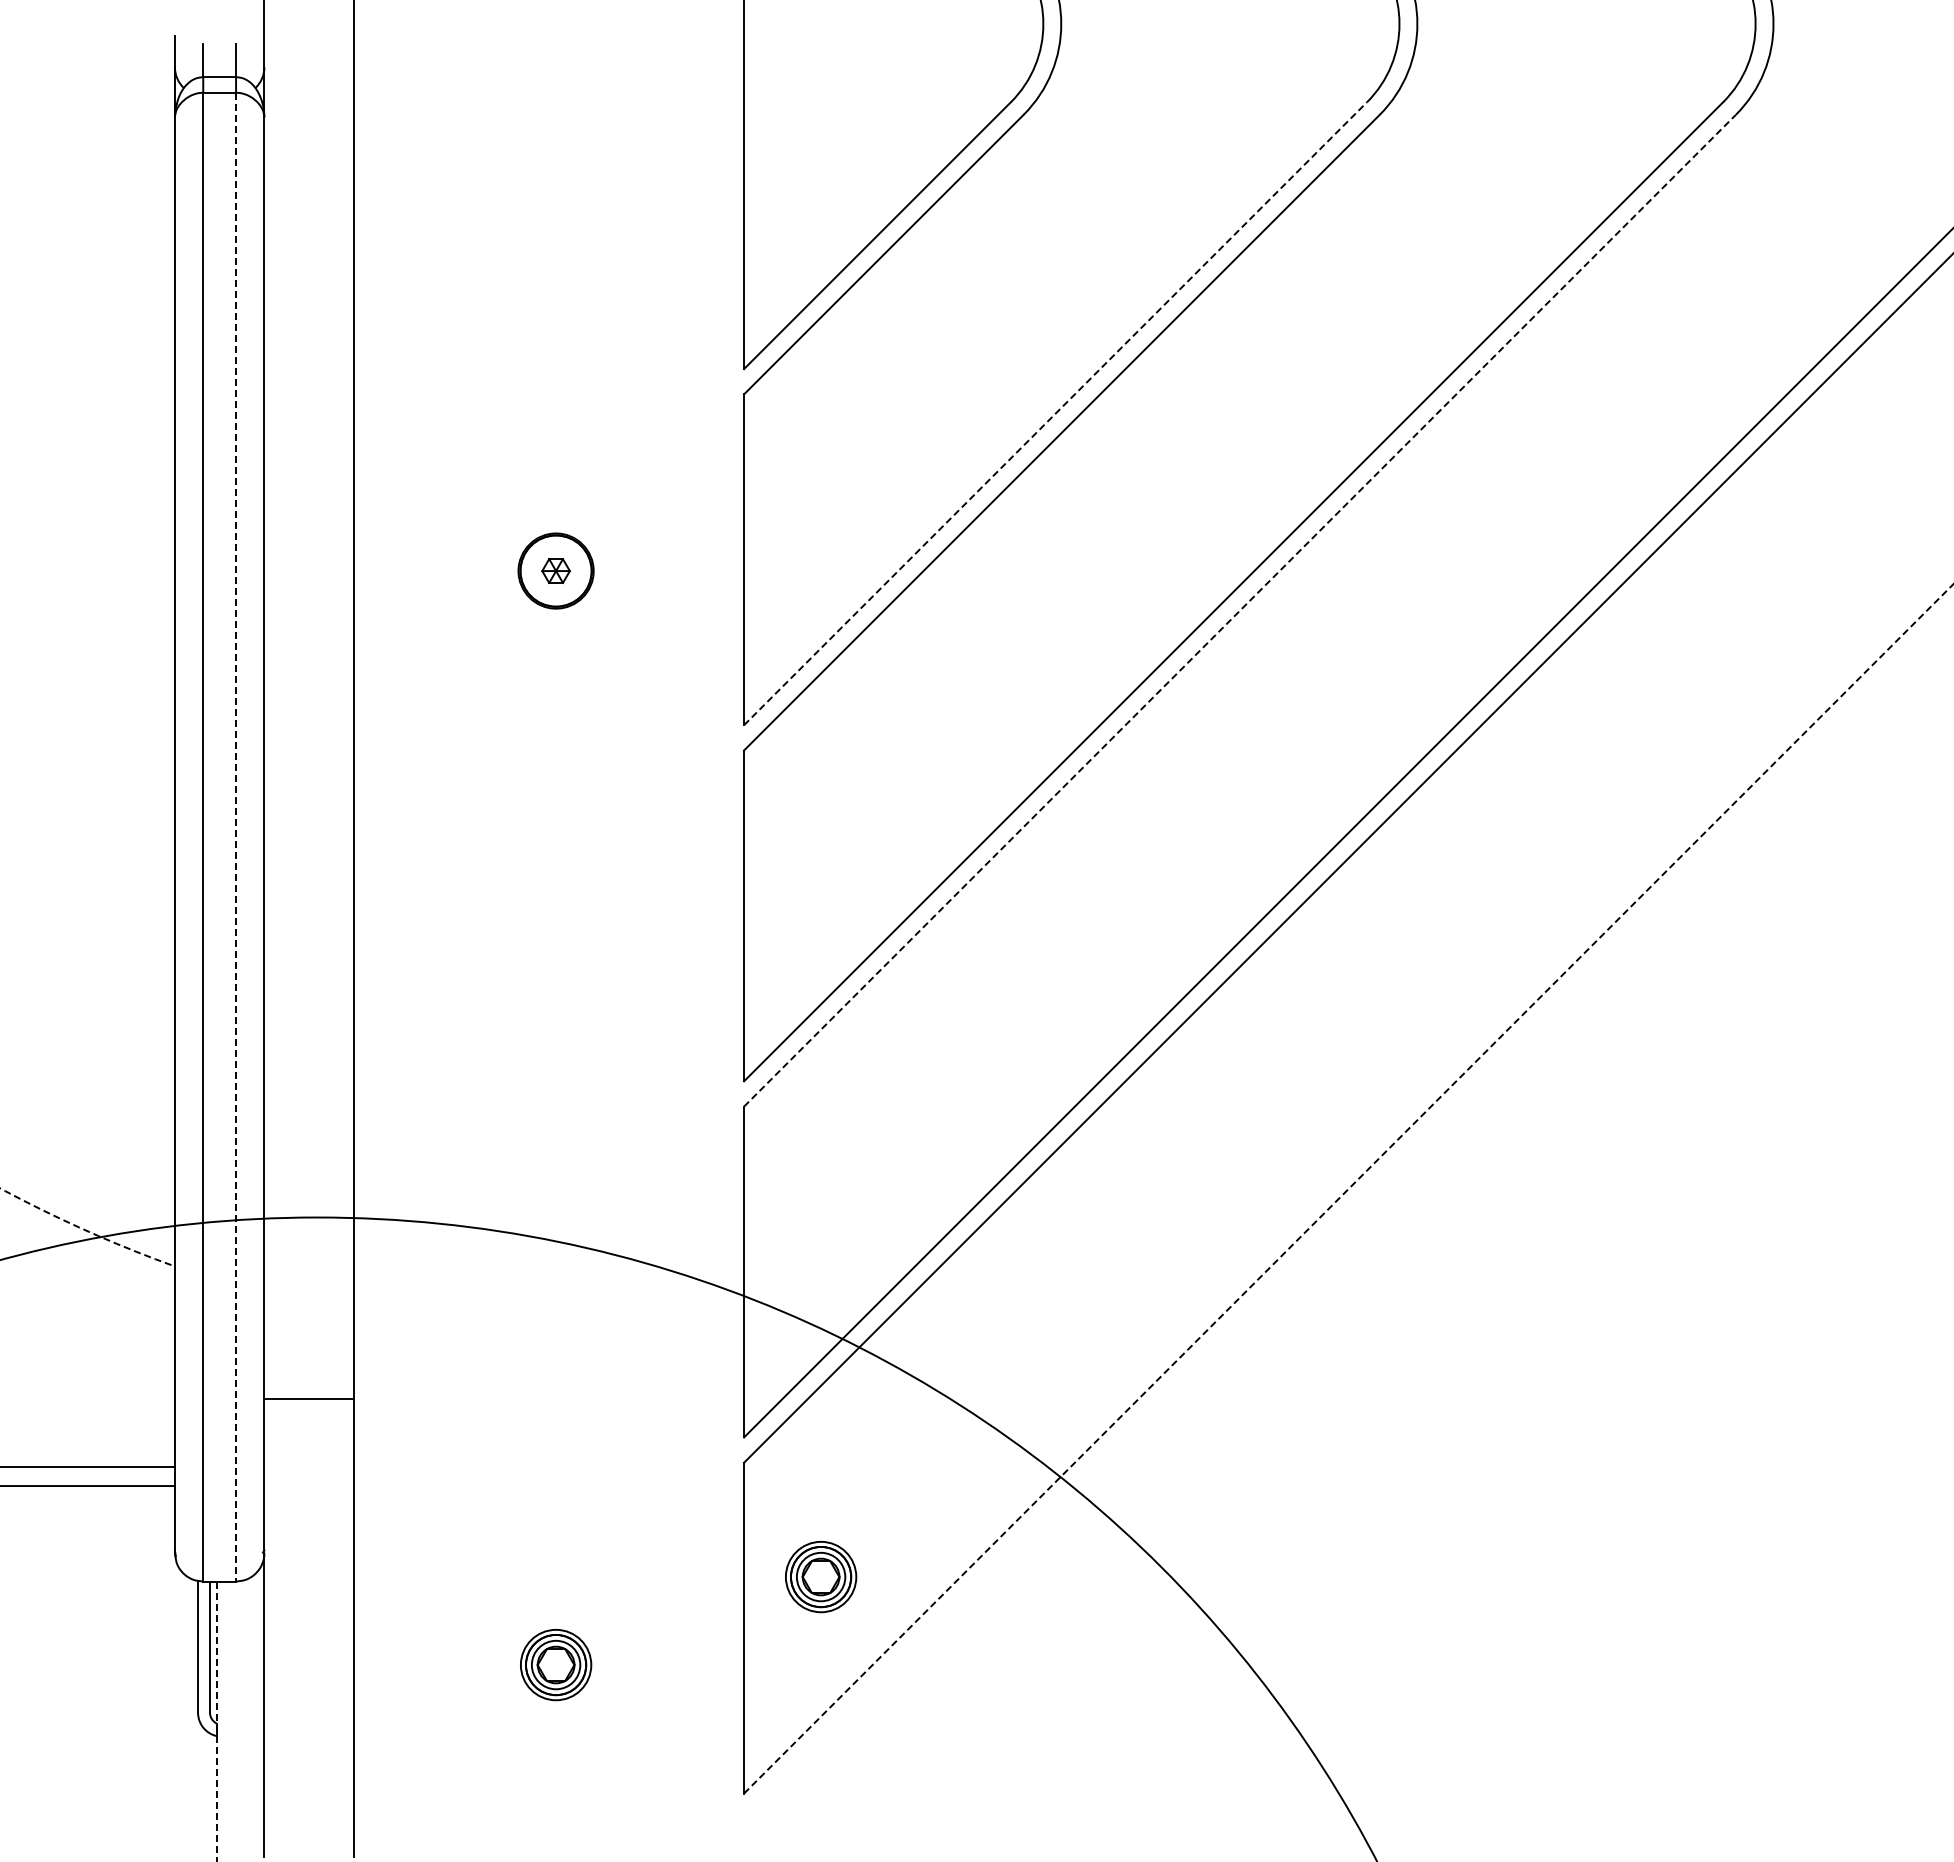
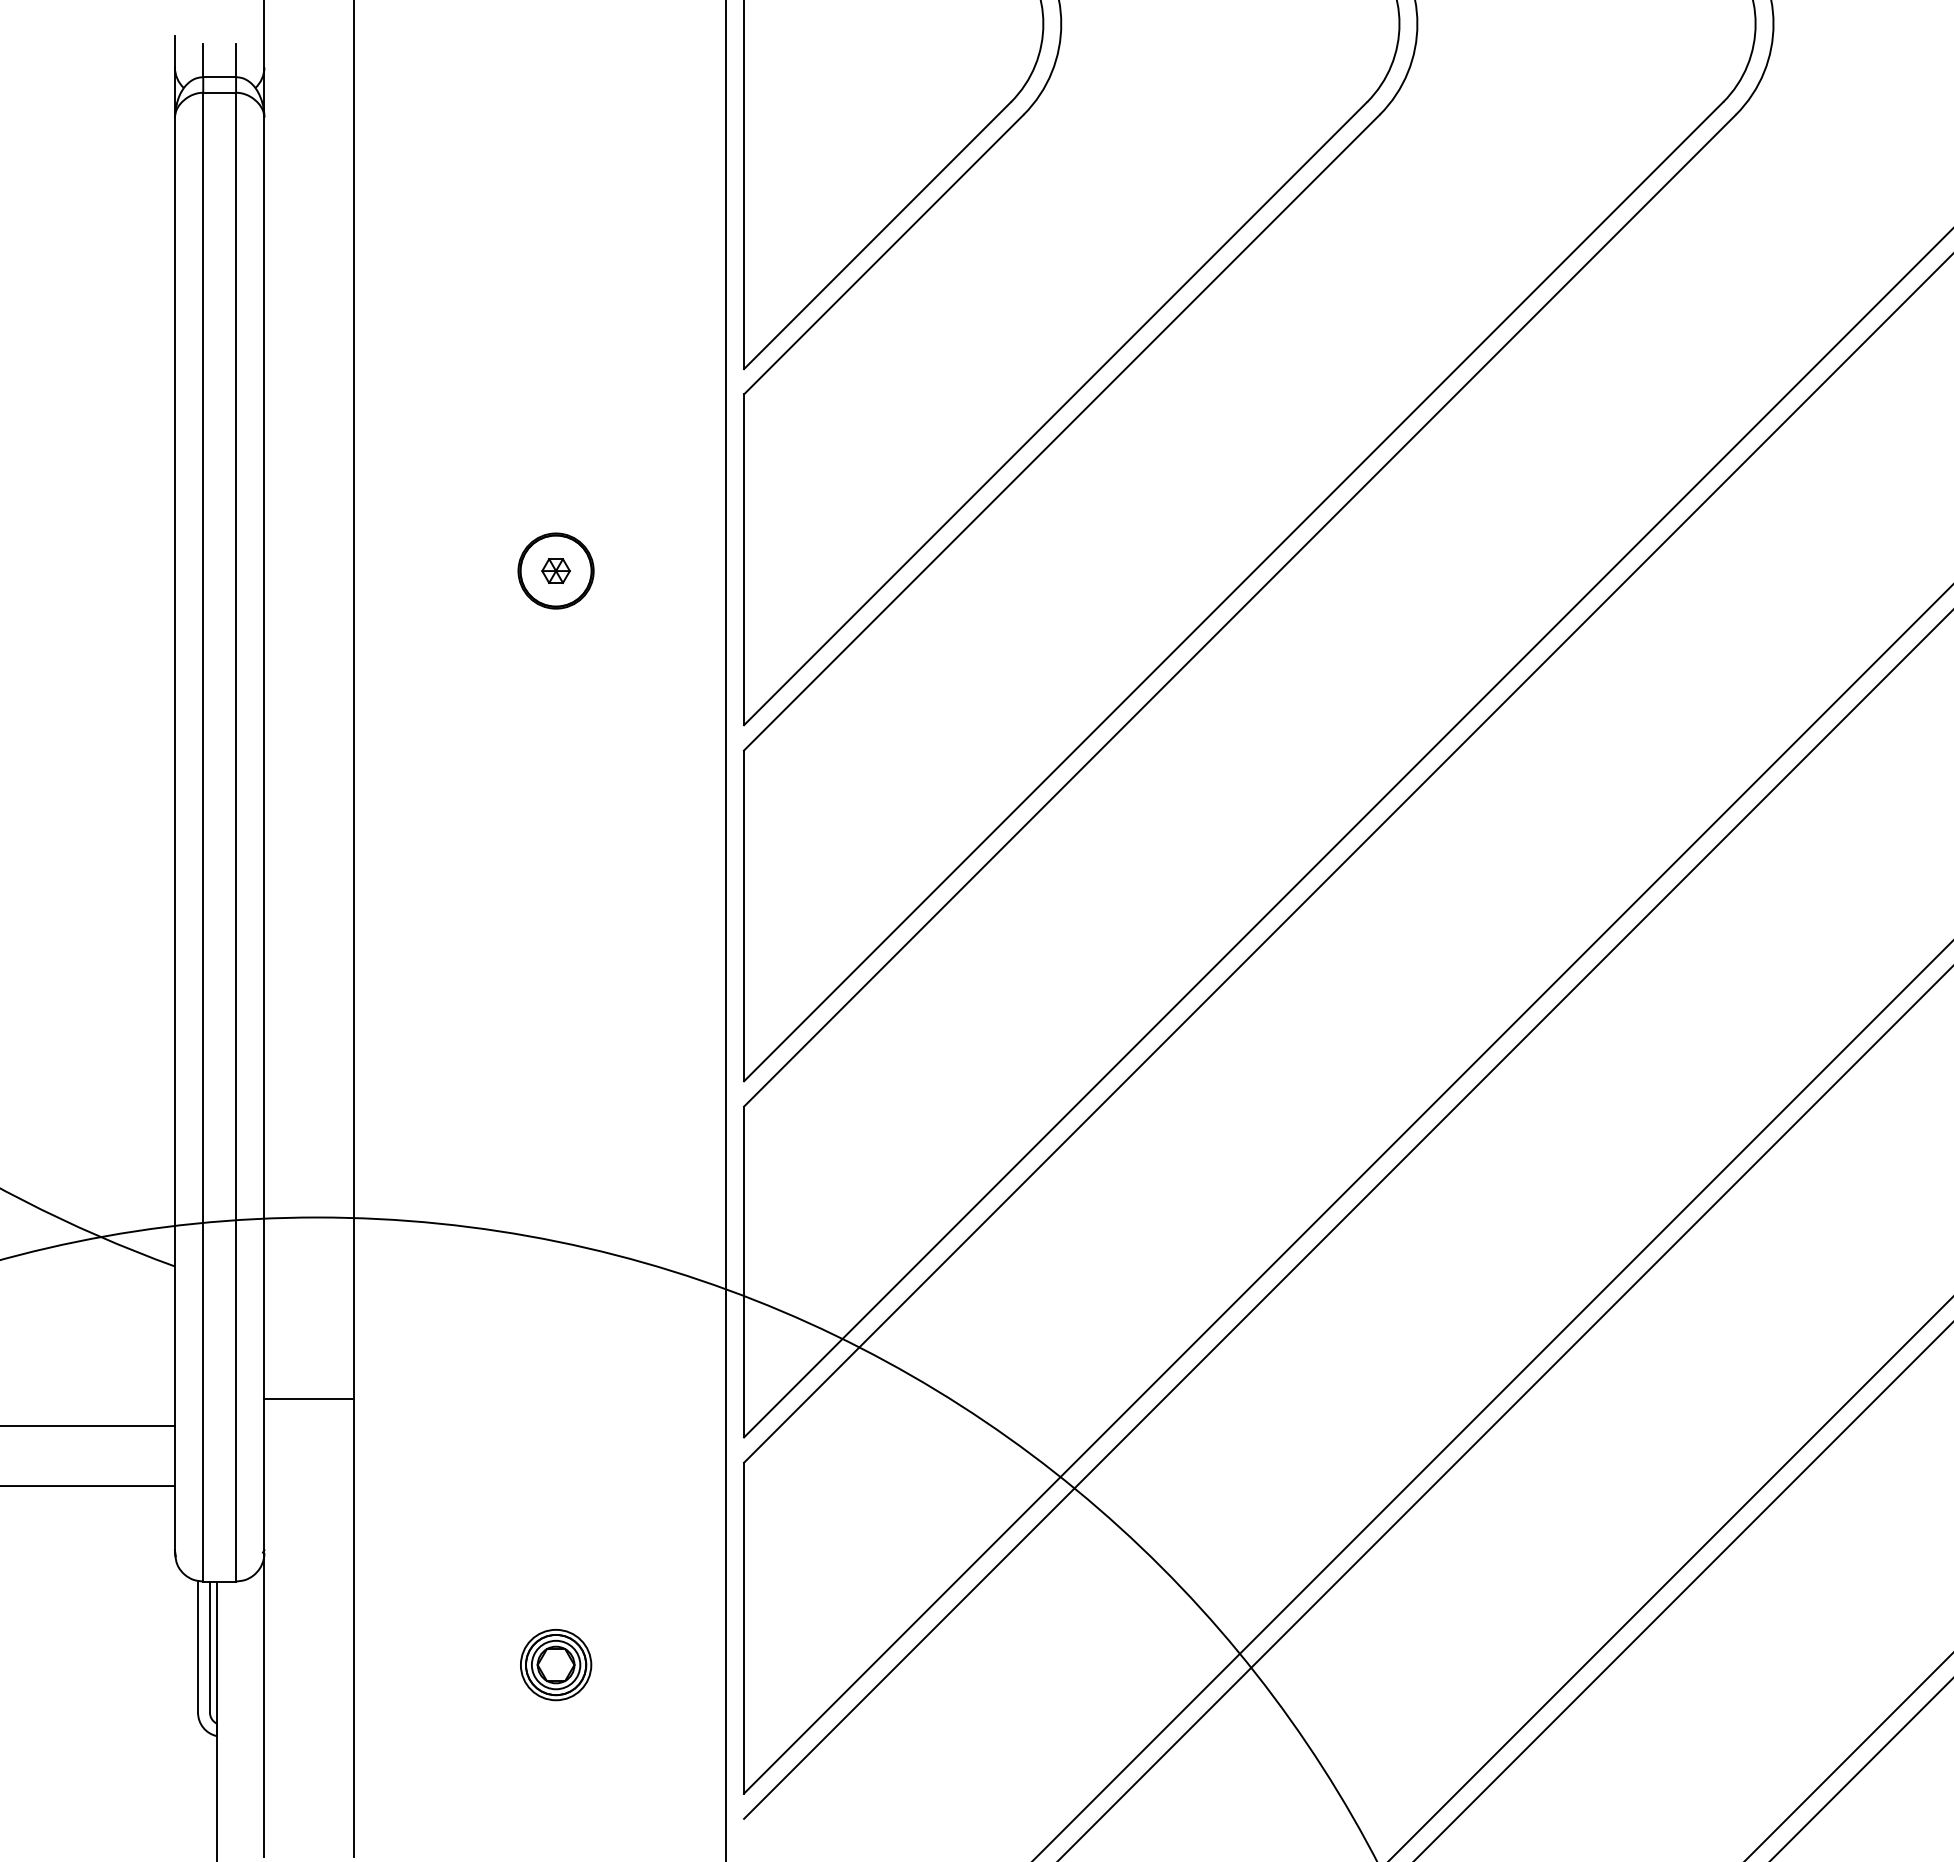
line: dashed -> solid (1055, 413)
line: dashed -> solid (1240, 610)
line: dashed -> solid (236, 837)
line: none -> present (726, 930)
line: dashed -> solid (1349, 1188)
line: none -> present (1347, 1215)
arc: dashed -> solid (86, 1230)
line: none -> present (1492, 1400)
line: none -> present (1505, 1413)
line position: (88, 1467) -> (88, 1426) (88, 1426)
part: present -> none (821, 1577)
line: none -> present (1670, 1578)
line: none -> present (1683, 1591)
line: dashed -> solid (216, 1722)
line: none -> present (1848, 1756)
line: none -> present (1861, 1769)
